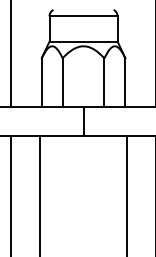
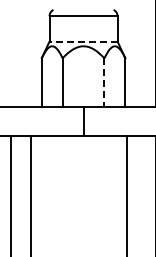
line: solid -> dashed (83, 41)
line: present -> none (11, 54)
line: solid -> dashed (104, 83)
line position: (40, 194) -> (31, 194) (31, 194)
